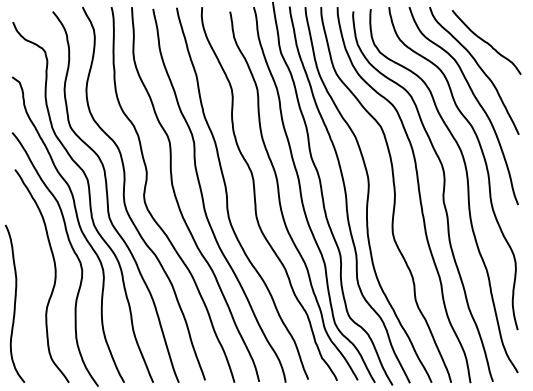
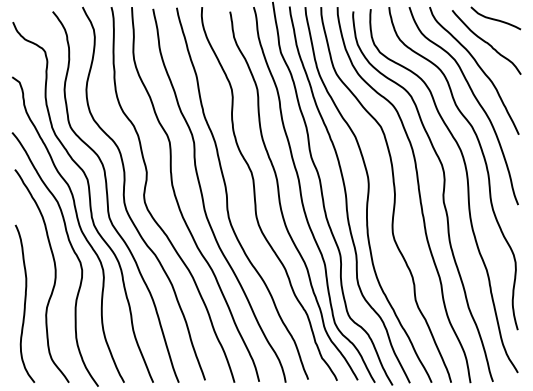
curve: none -> present (495, 18)
curve position: (14, 303) -> (24, 303) (24, 303)
